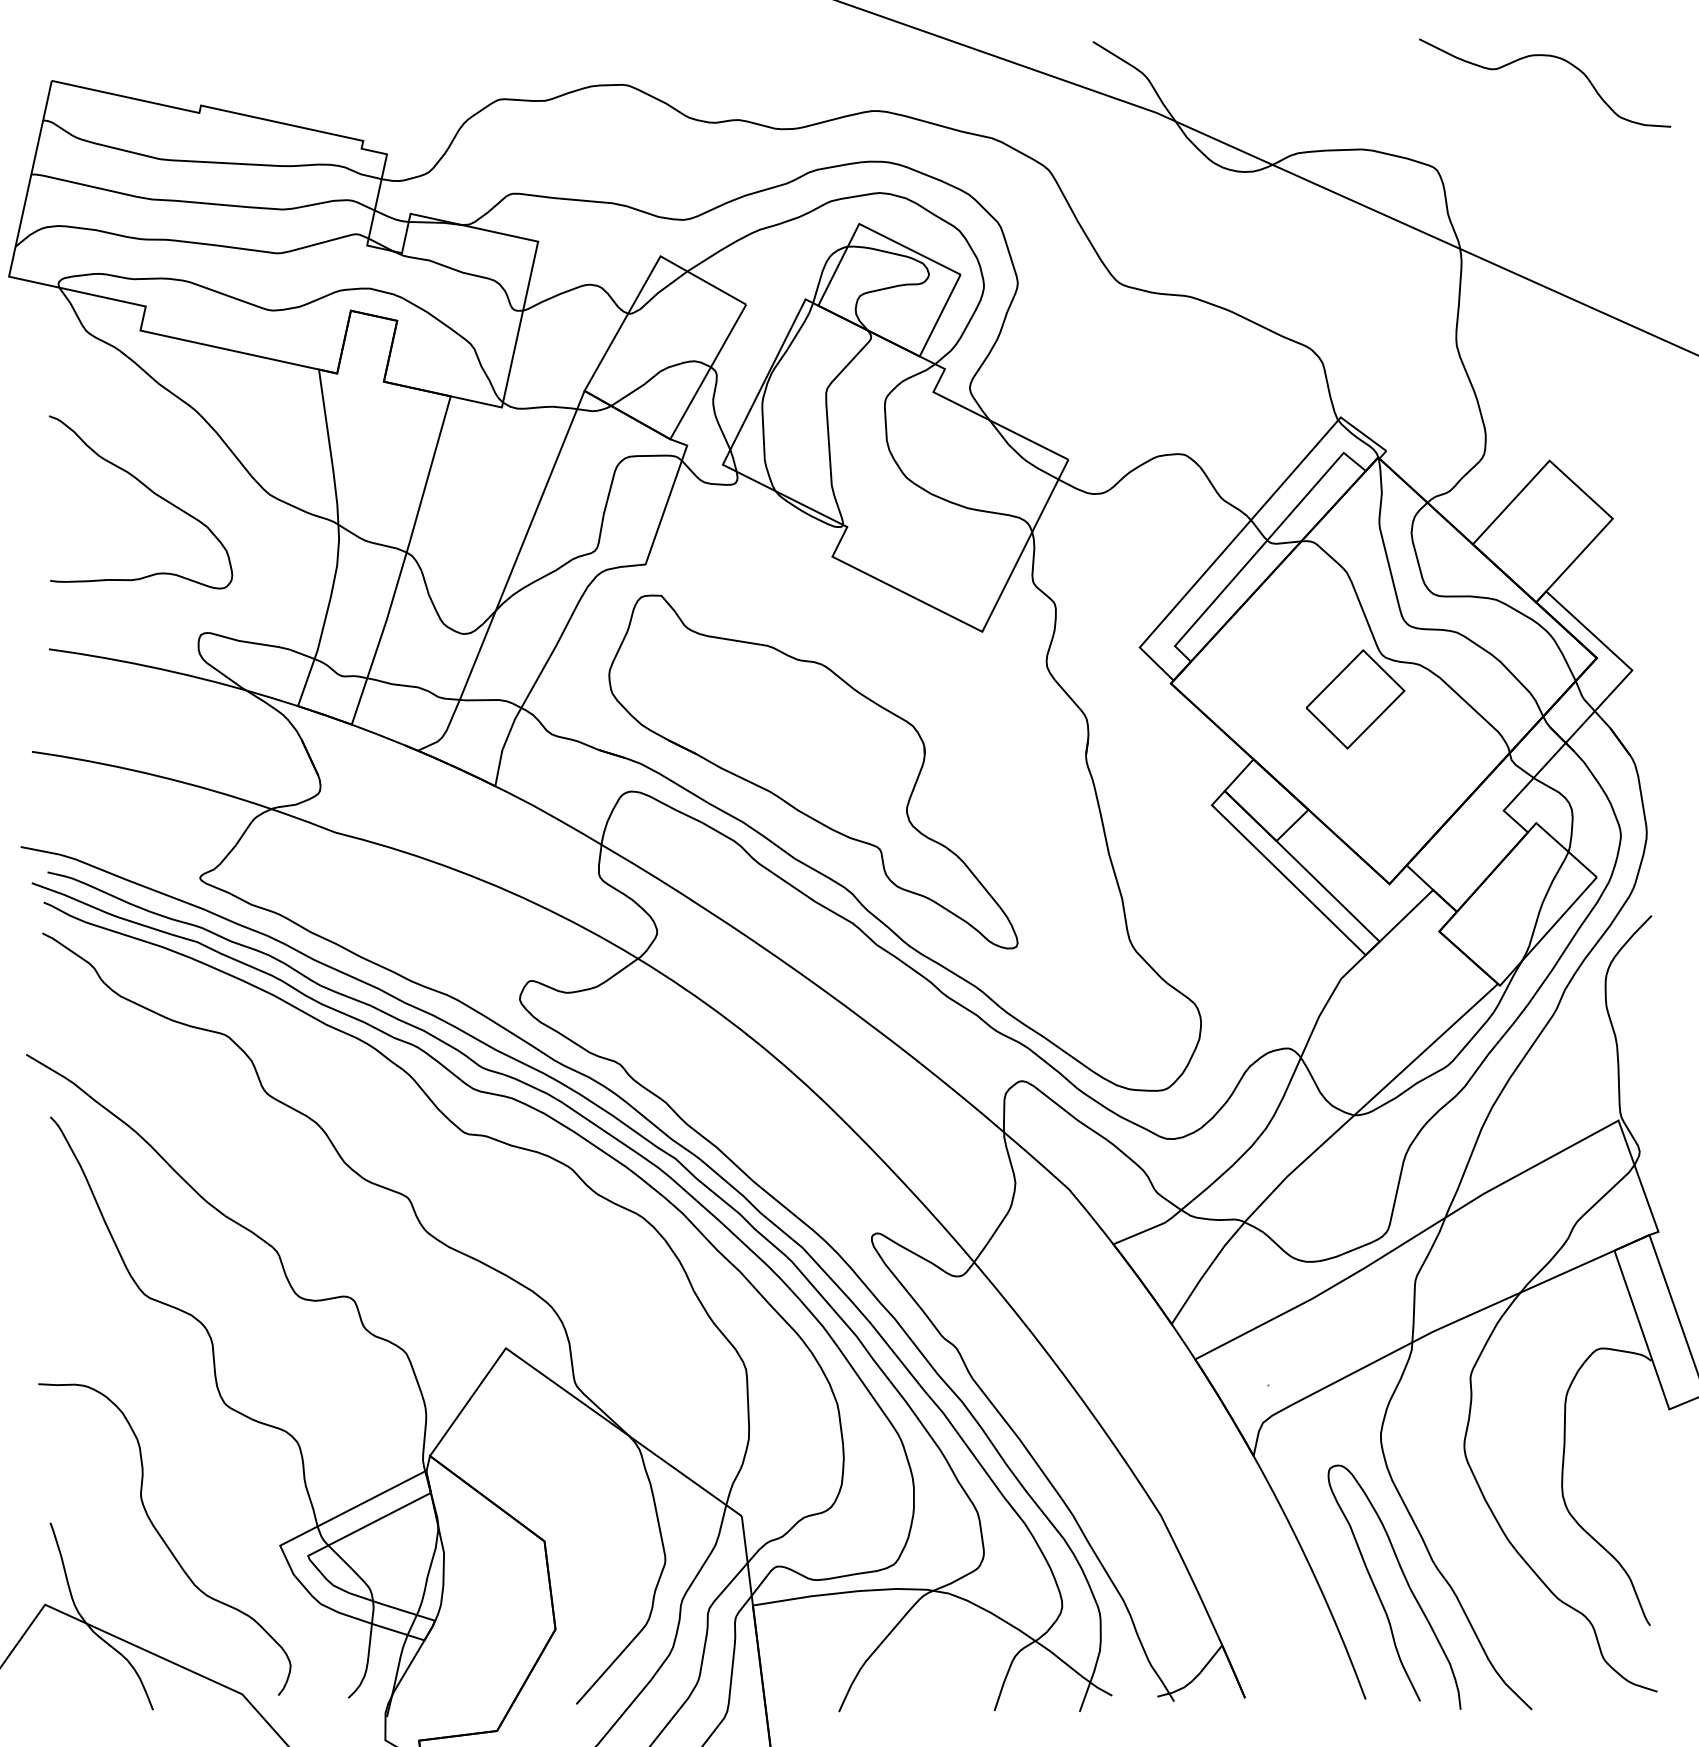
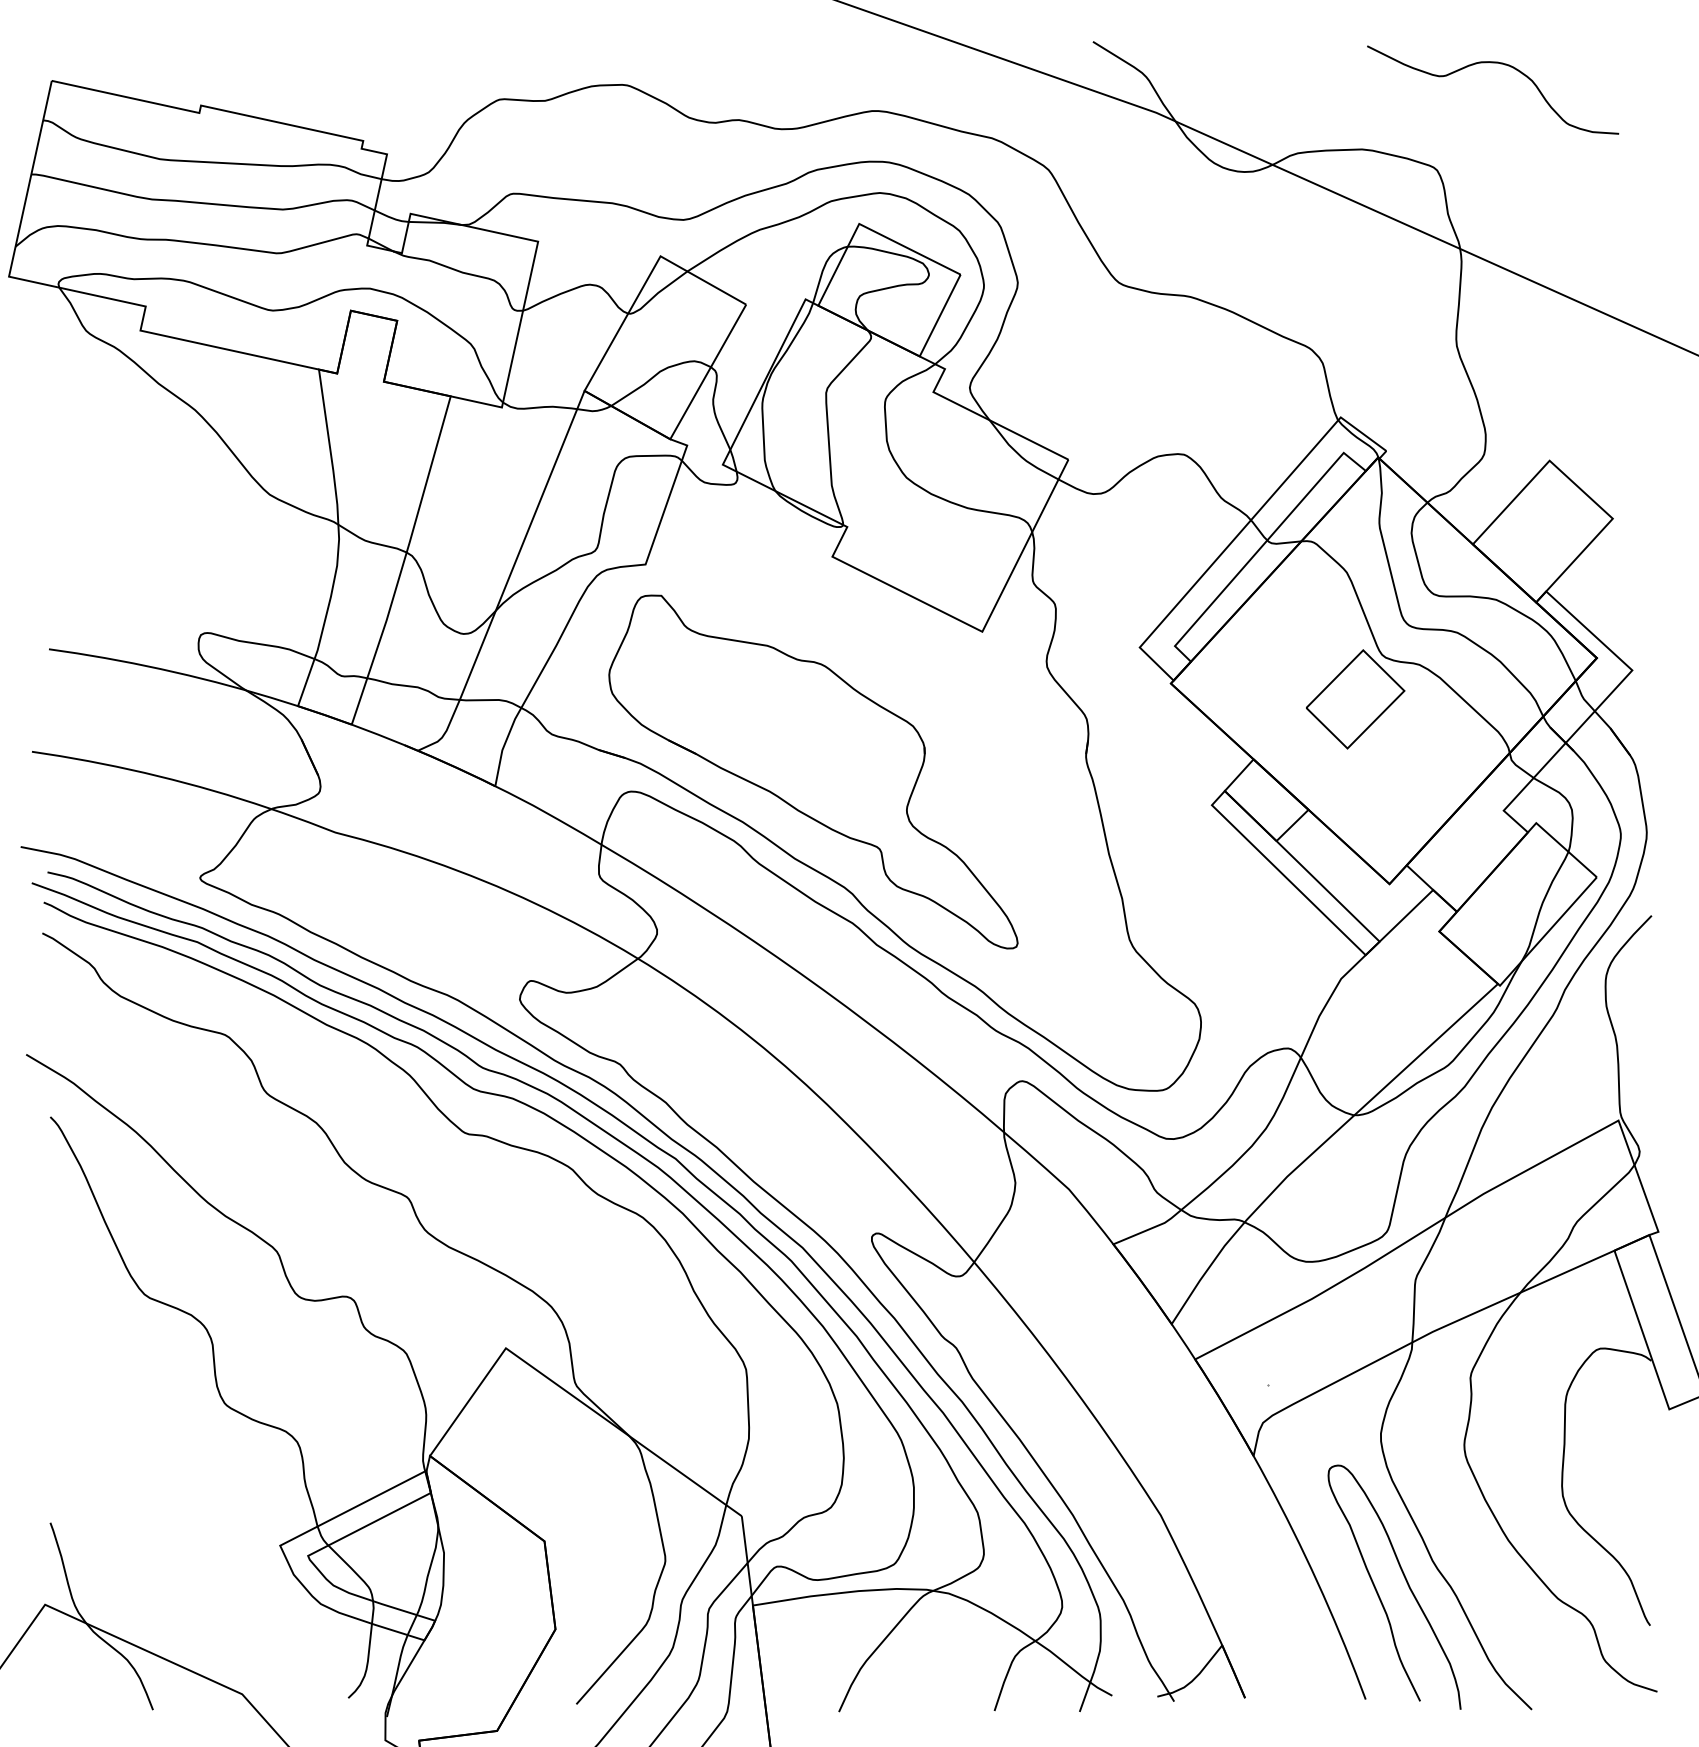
curve position: (1552, 57) -> (1500, 64) (1500, 64)
curve: present -> none (150, 491)
curve: present -> none (163, 1539)
